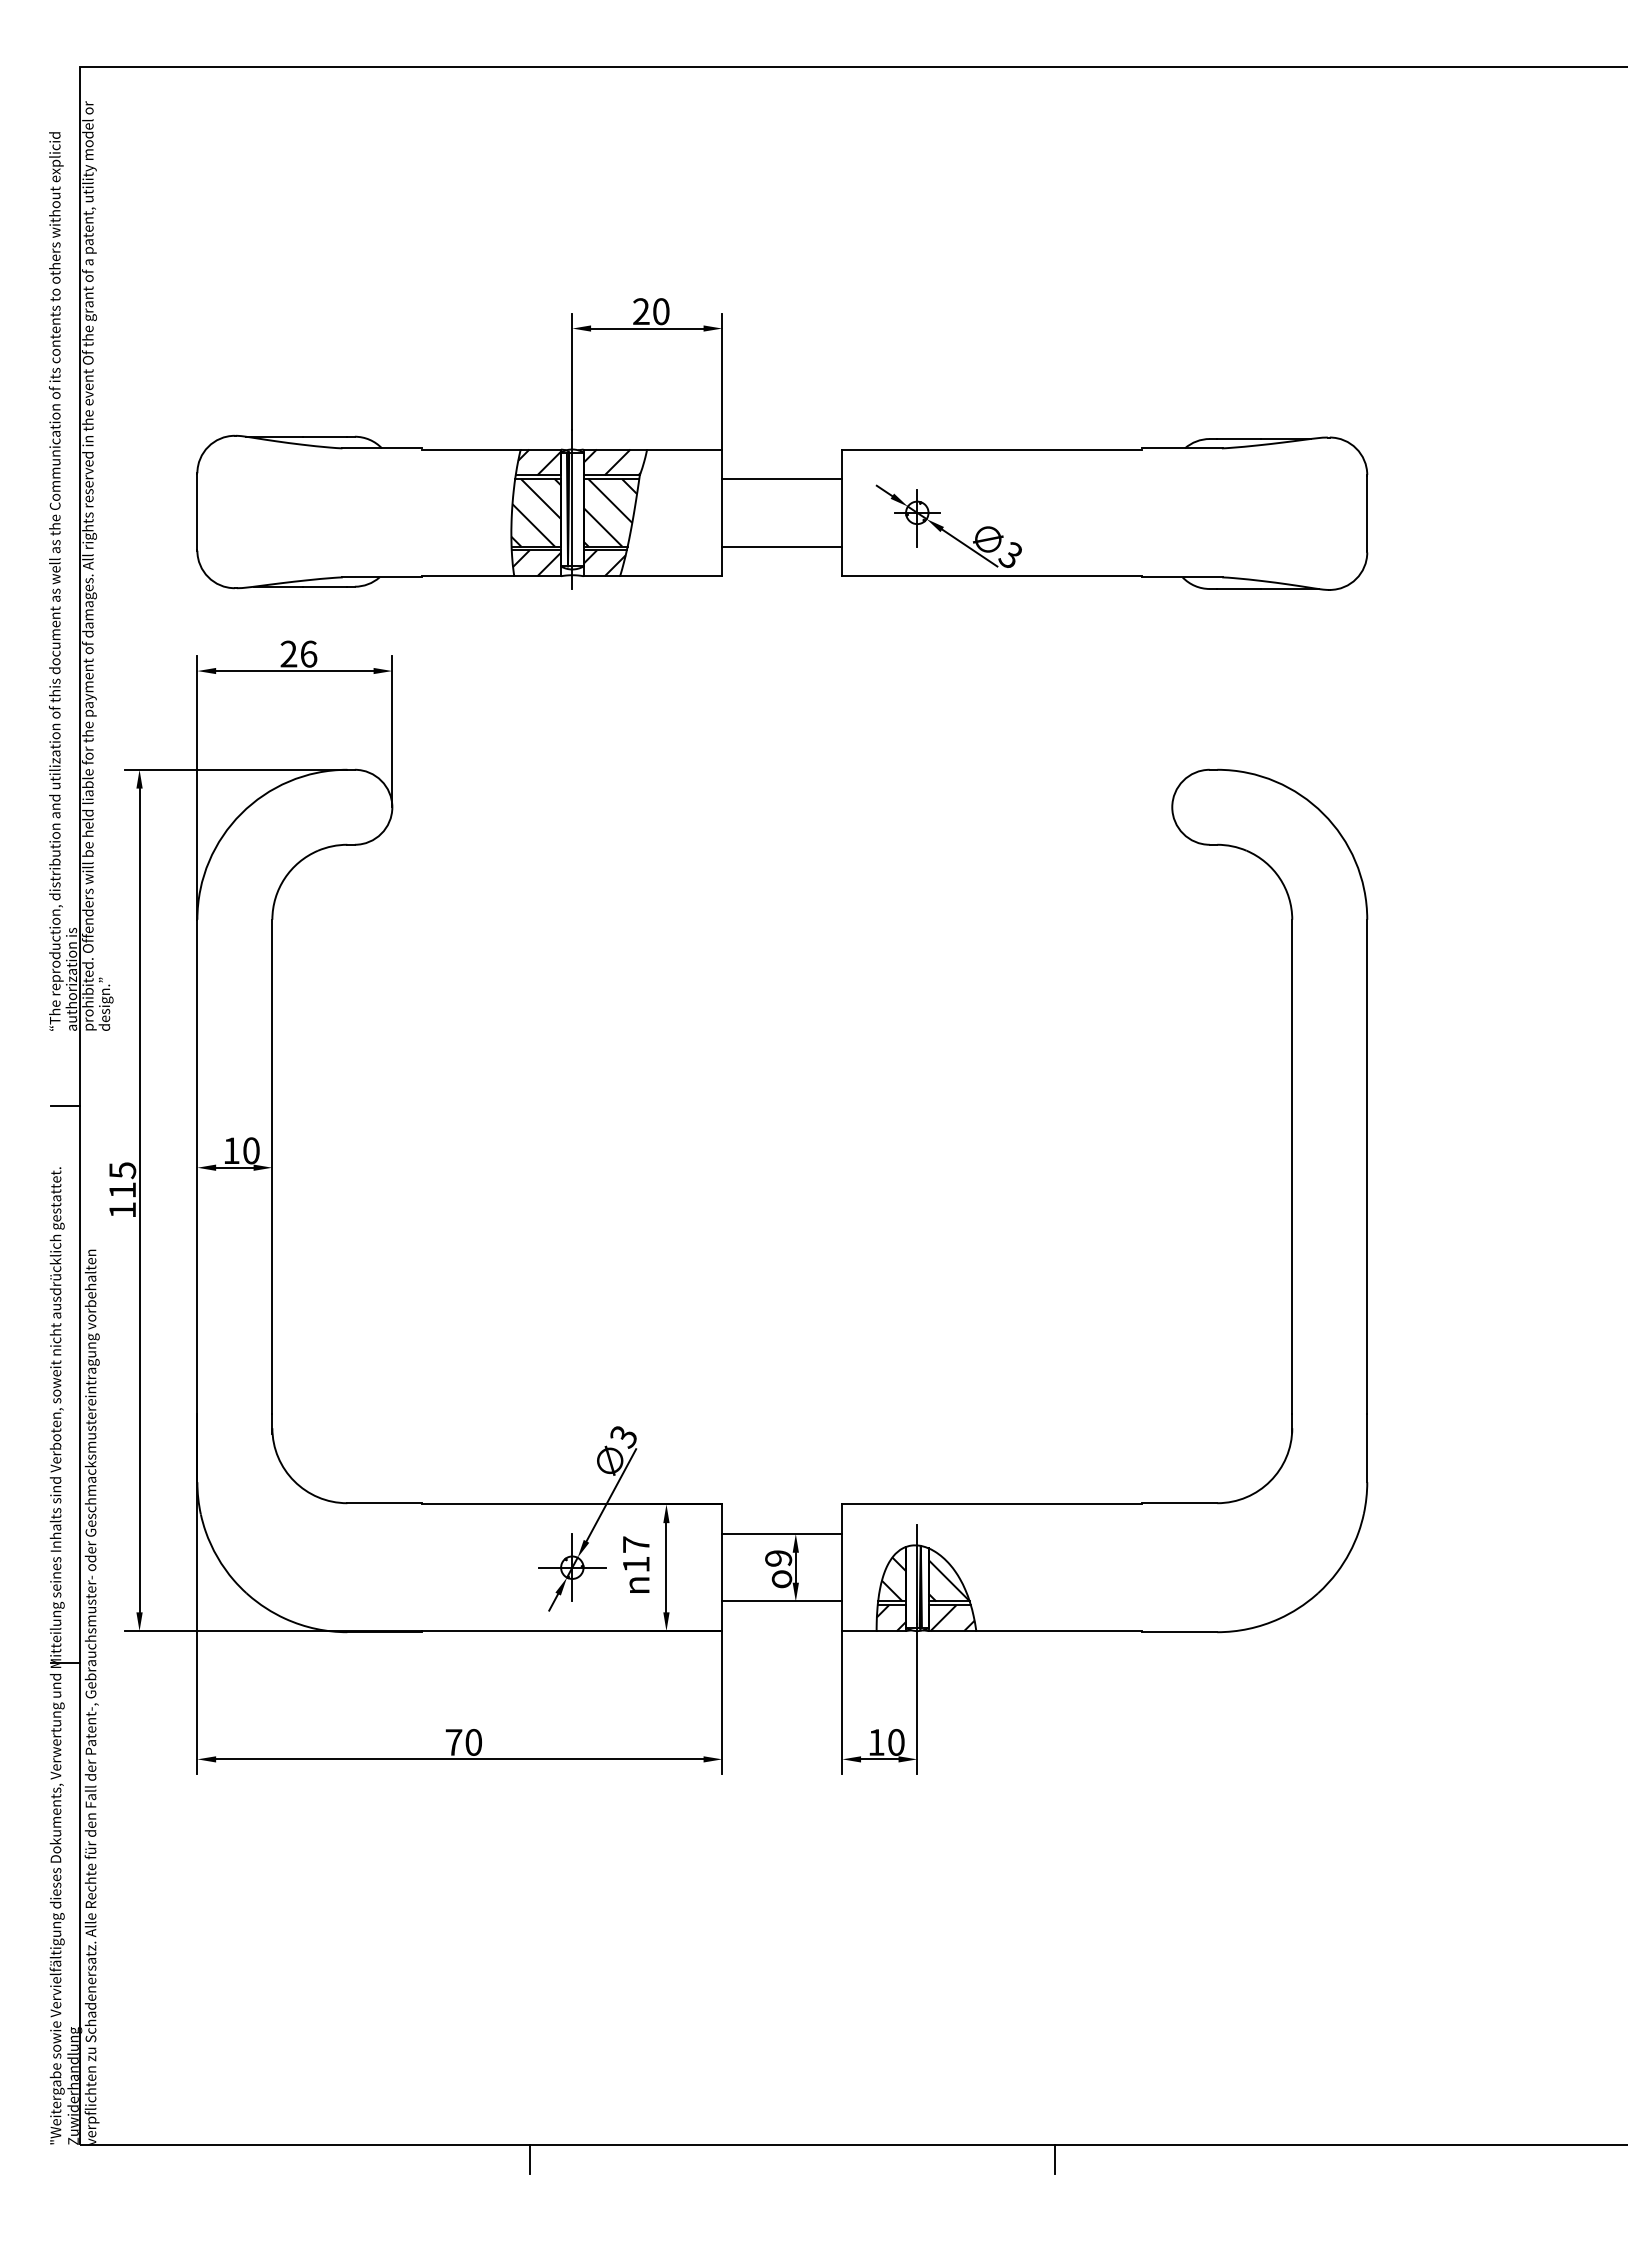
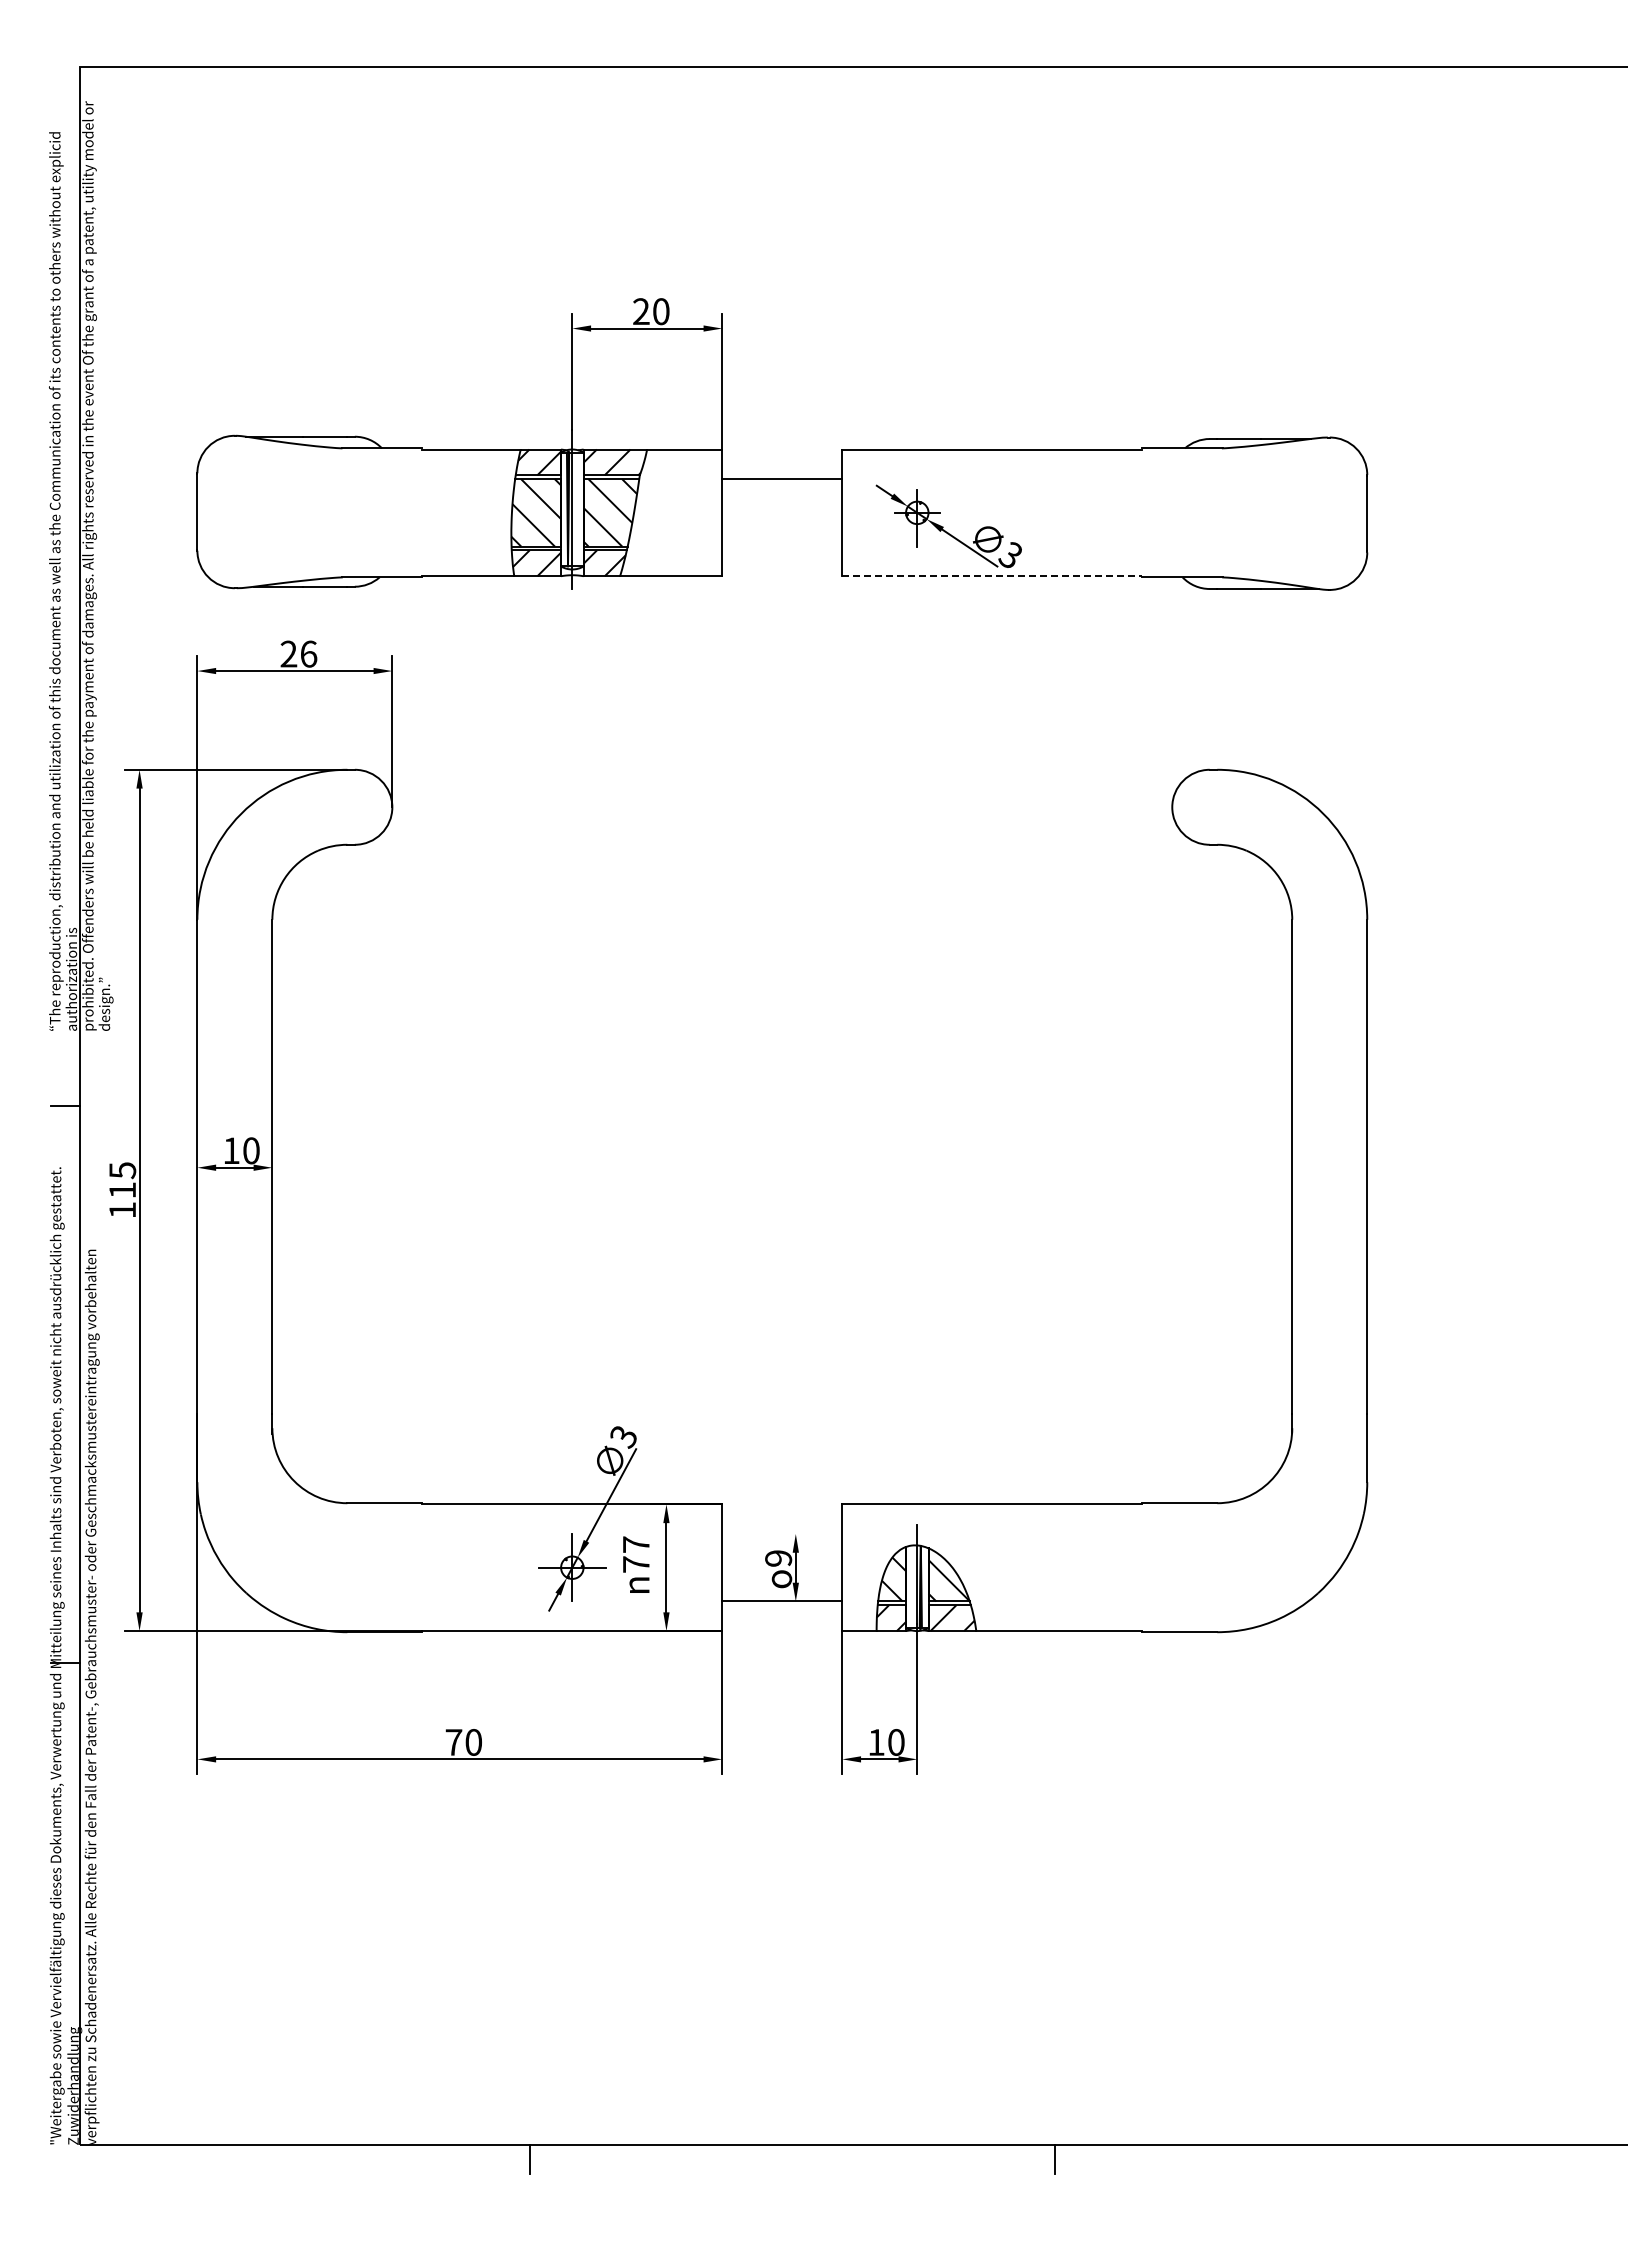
line: present -> none (782, 546)
line: solid -> dashed (992, 576)
line: present -> none (782, 1533)
text: 17 -> 77 (636, 1564)
